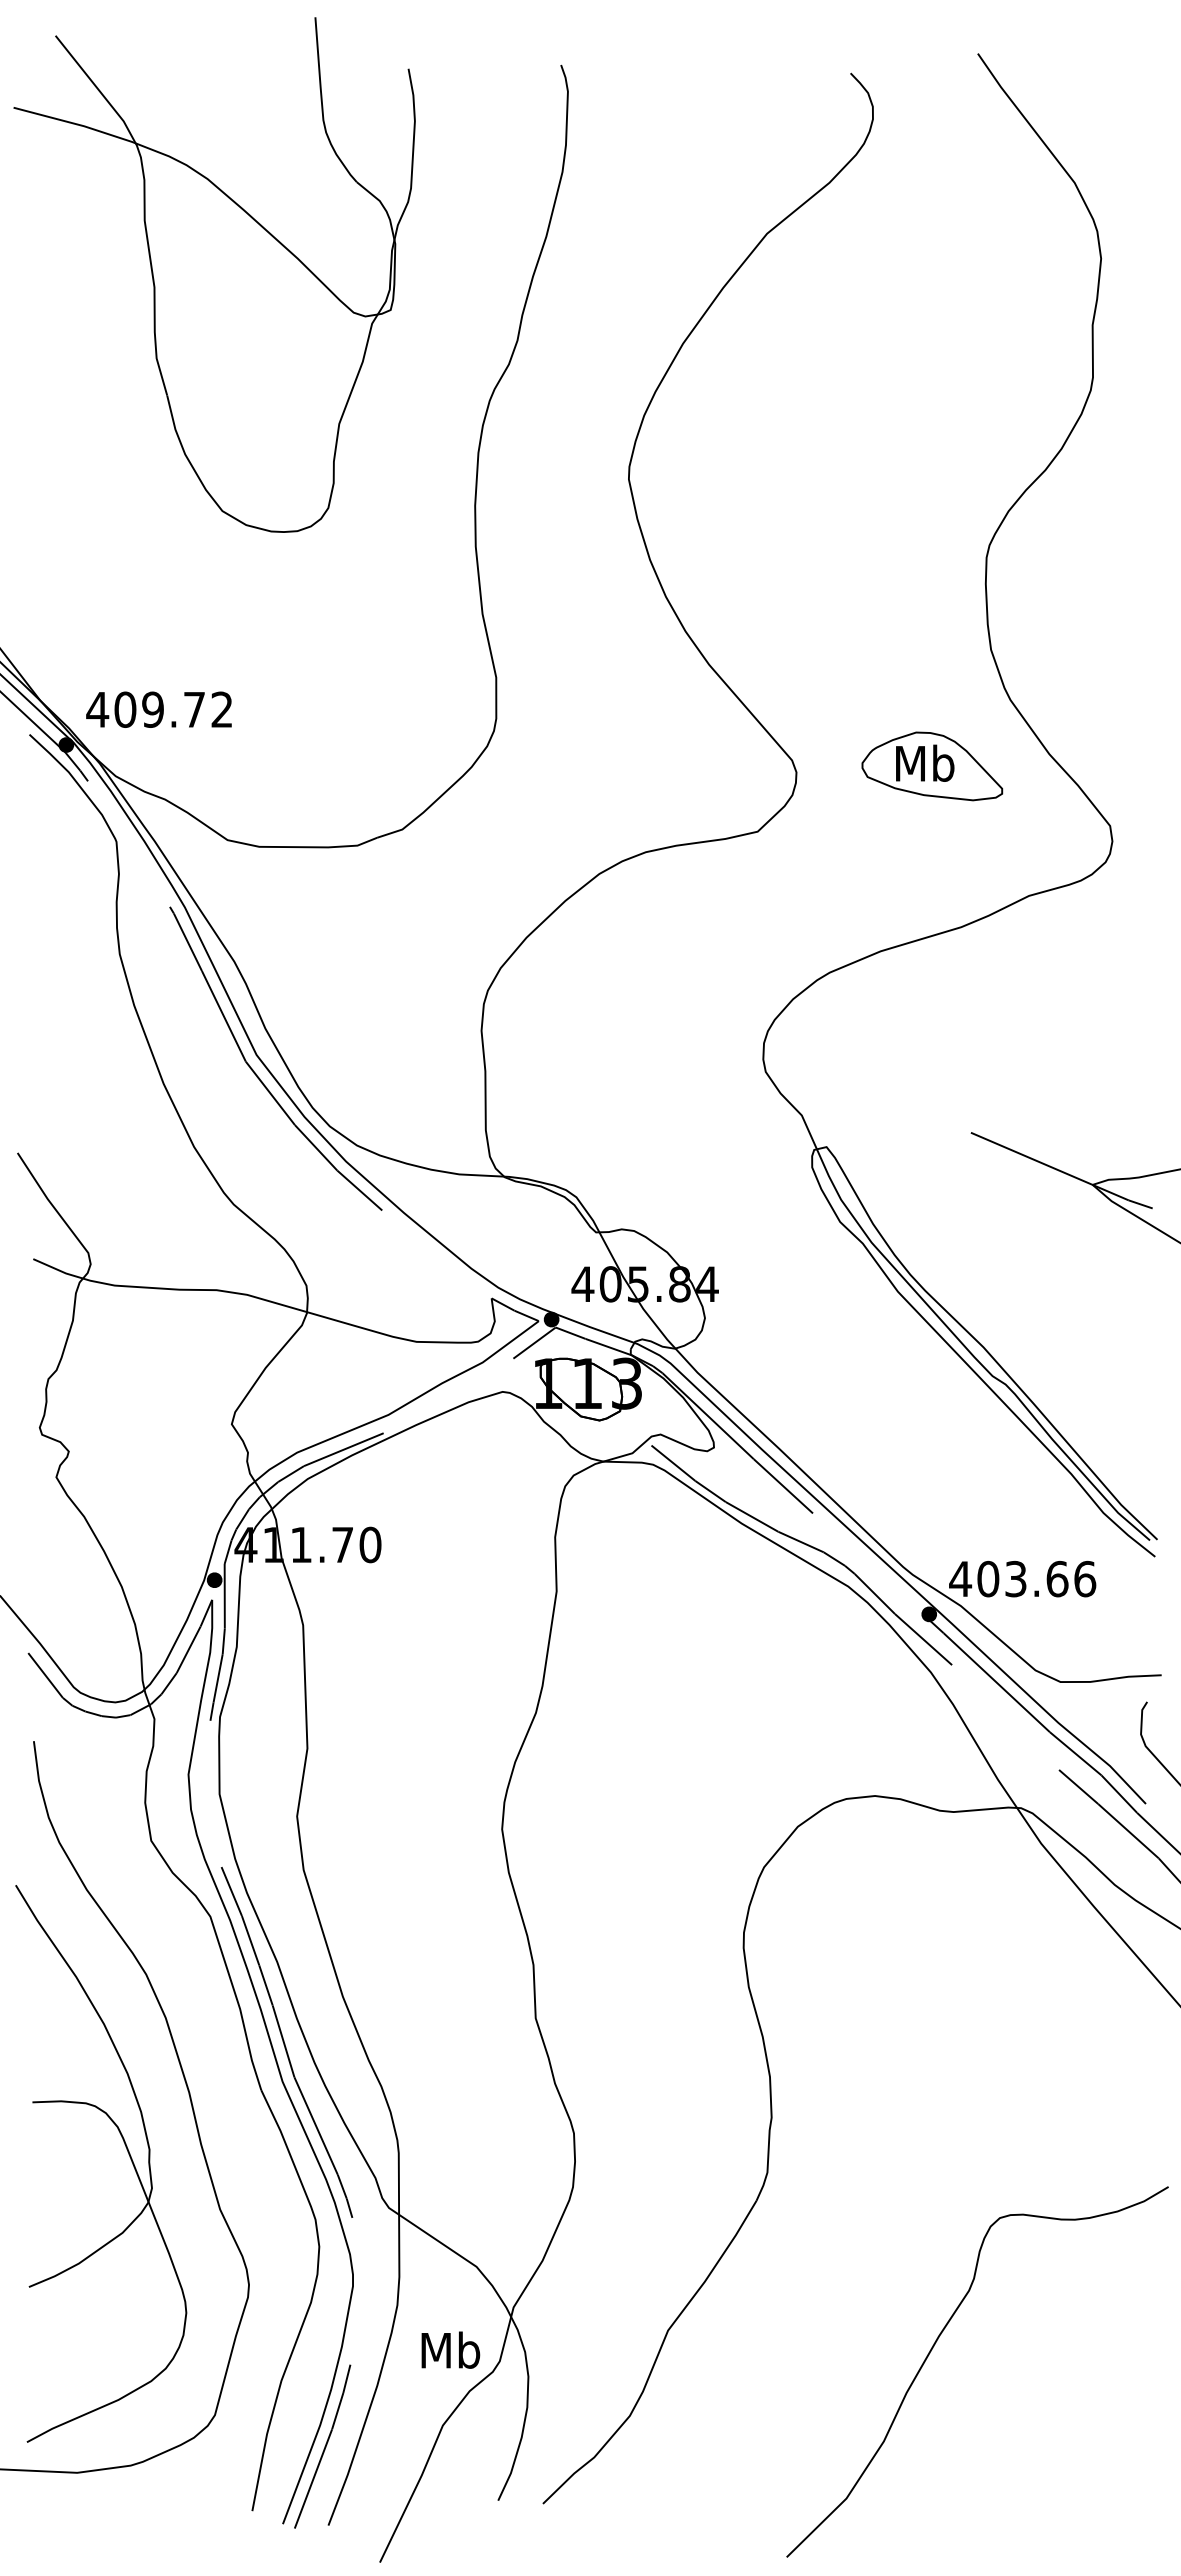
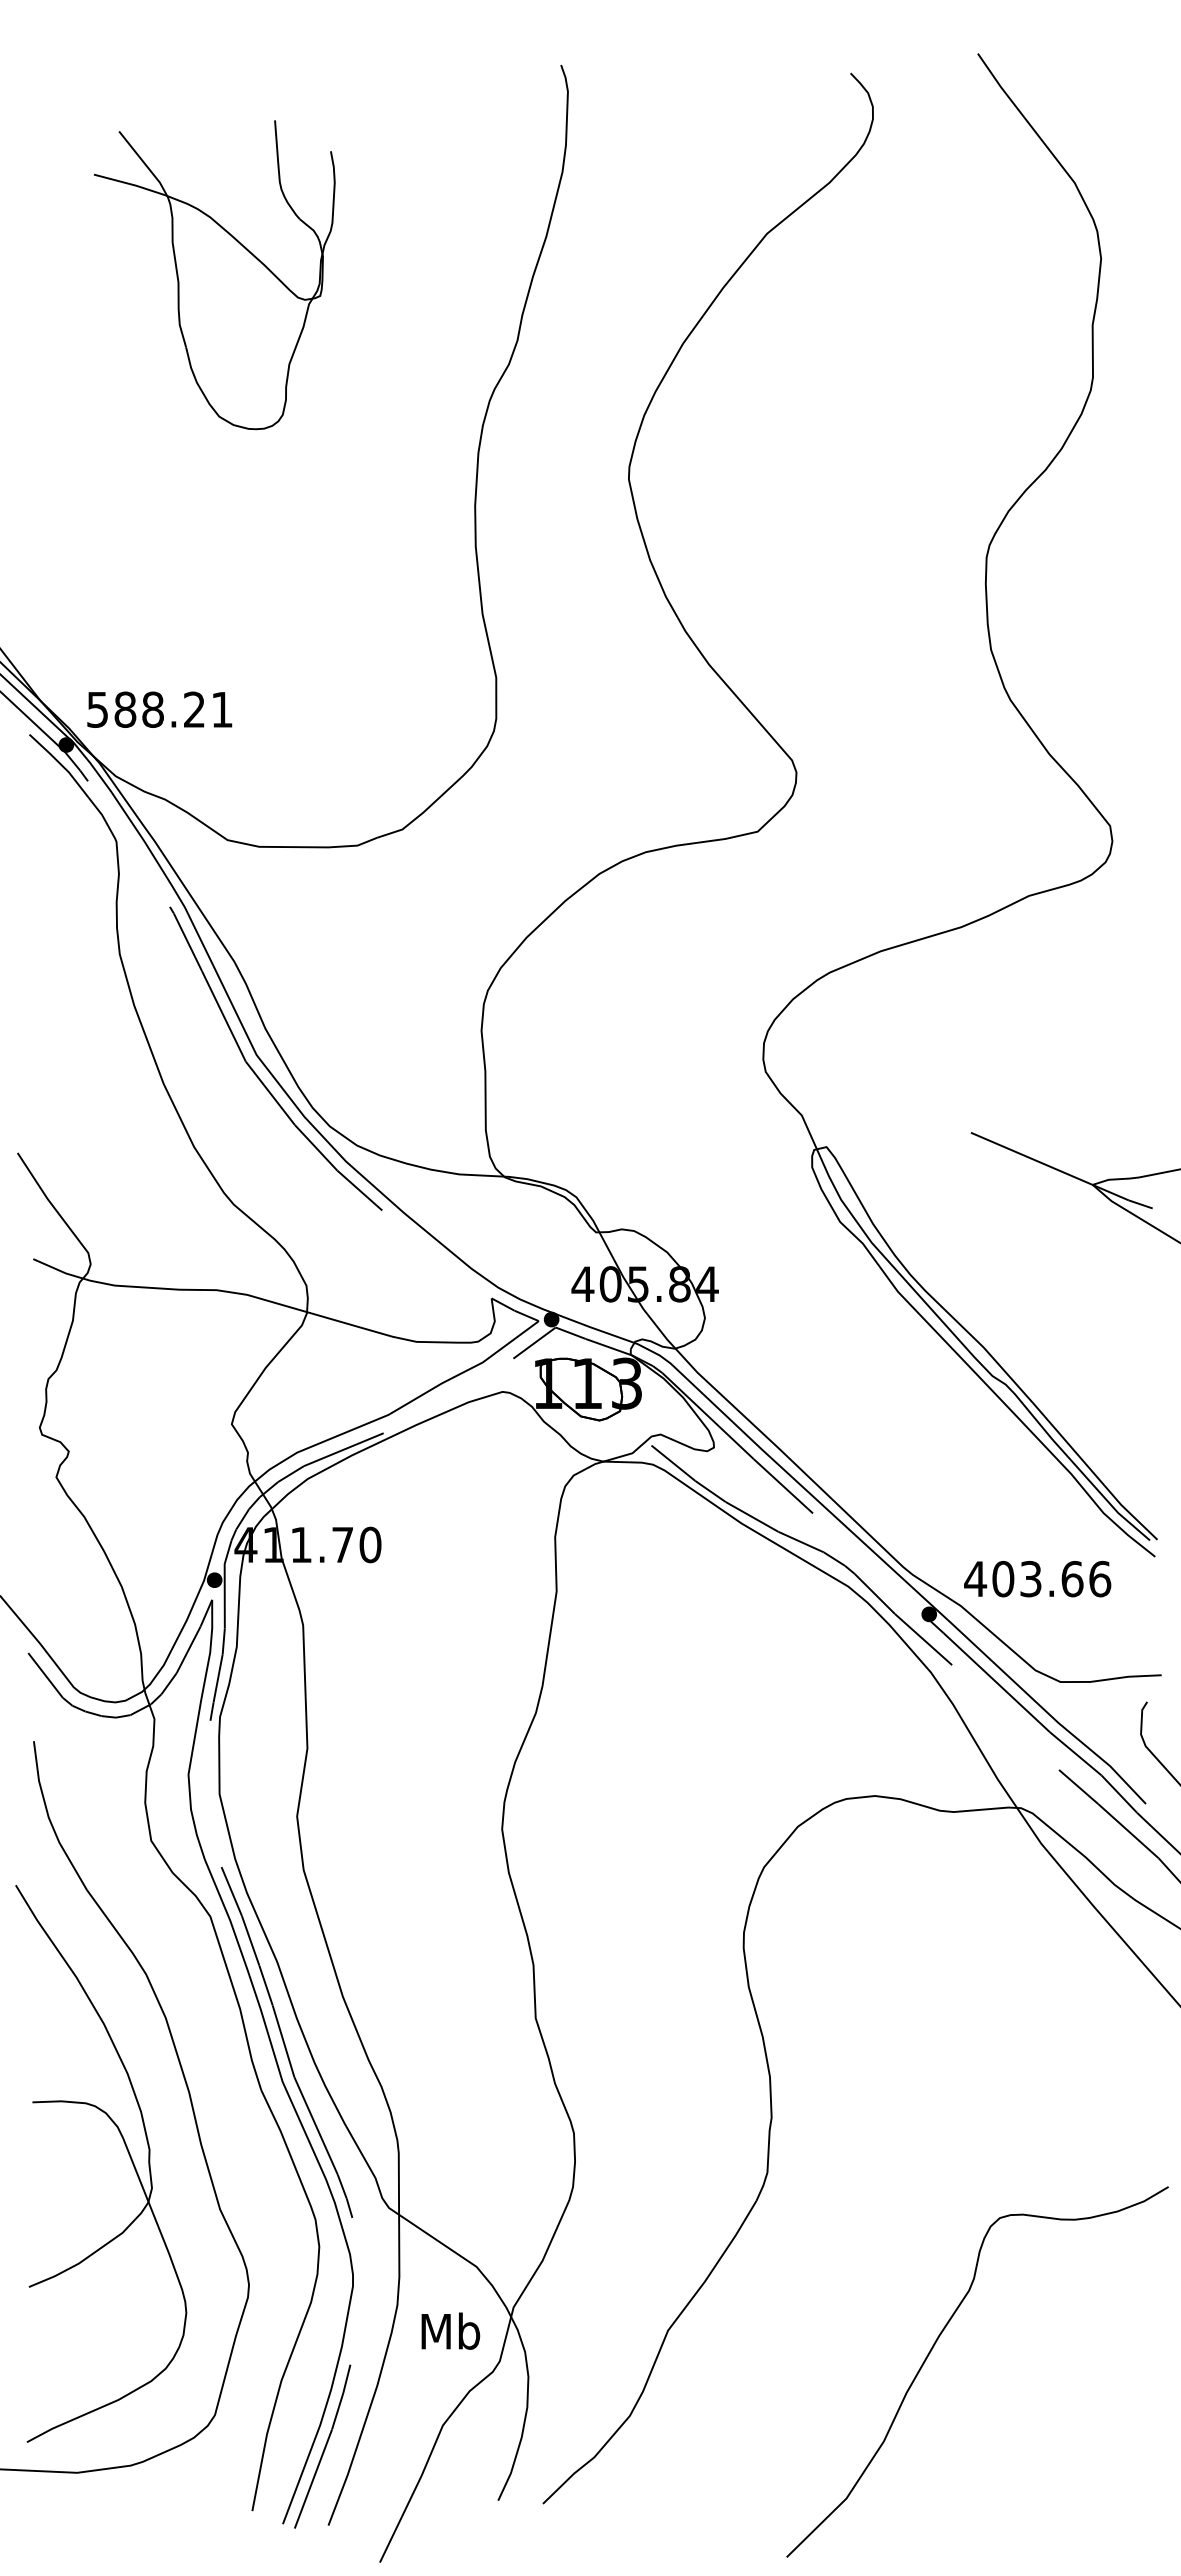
part size: 403x516 px -> 243x311 px (214, 275)
text: 409.72 -> 588.21 (159, 709)
part: present -> none (932, 766)
text position: (1022, 1579) -> (1037, 1579) (1037, 1579)
text position: (450, 2349) -> (450, 2330) (450, 2330)
